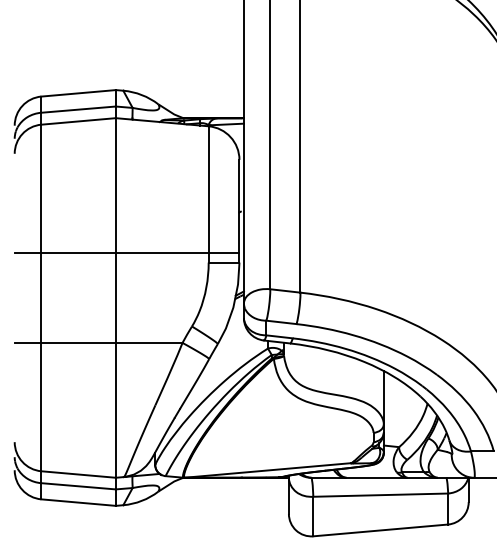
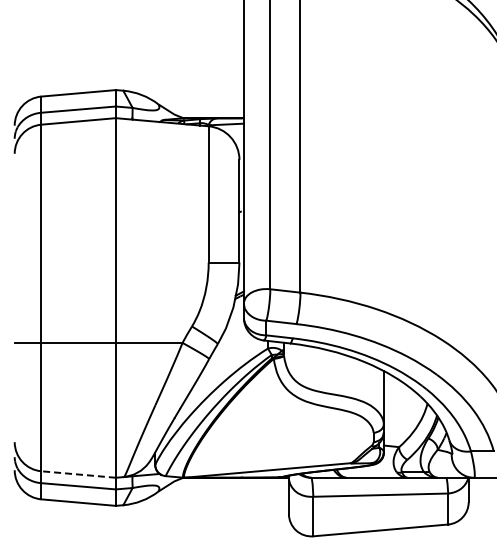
line: present -> none (126, 253)
line: solid -> dashed (78, 474)
